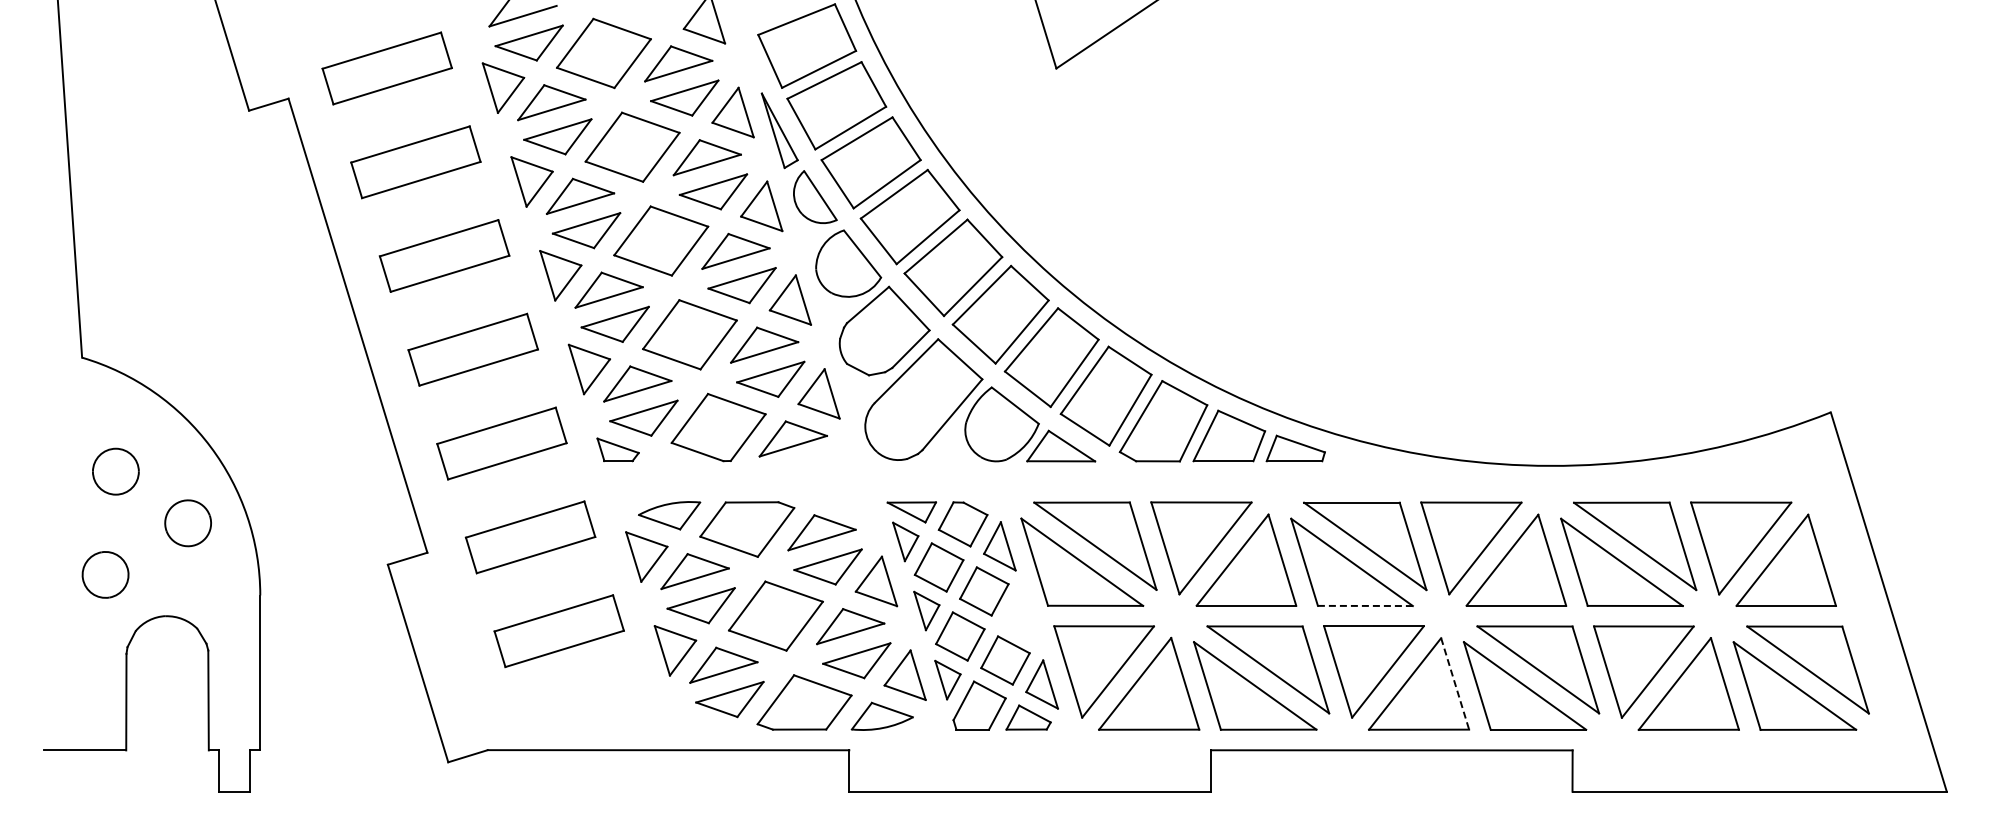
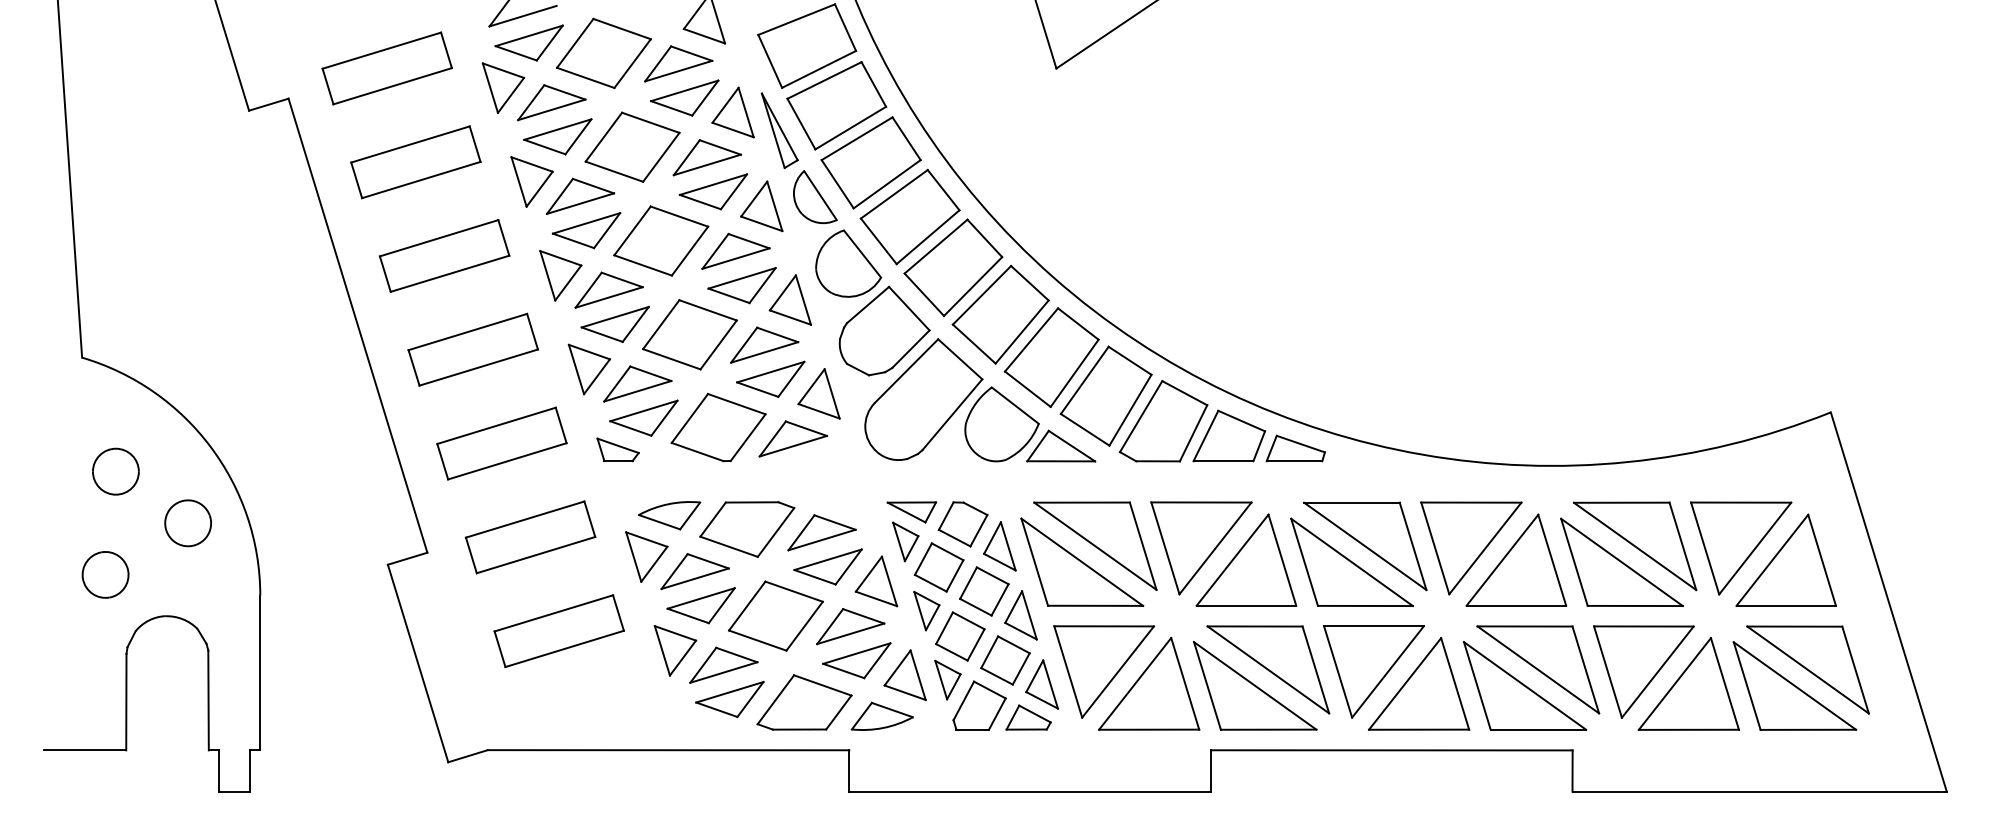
line: dashed -> solid (1364, 605)
part: none -> present (1020, 615)
line: dashed -> solid (1455, 683)
